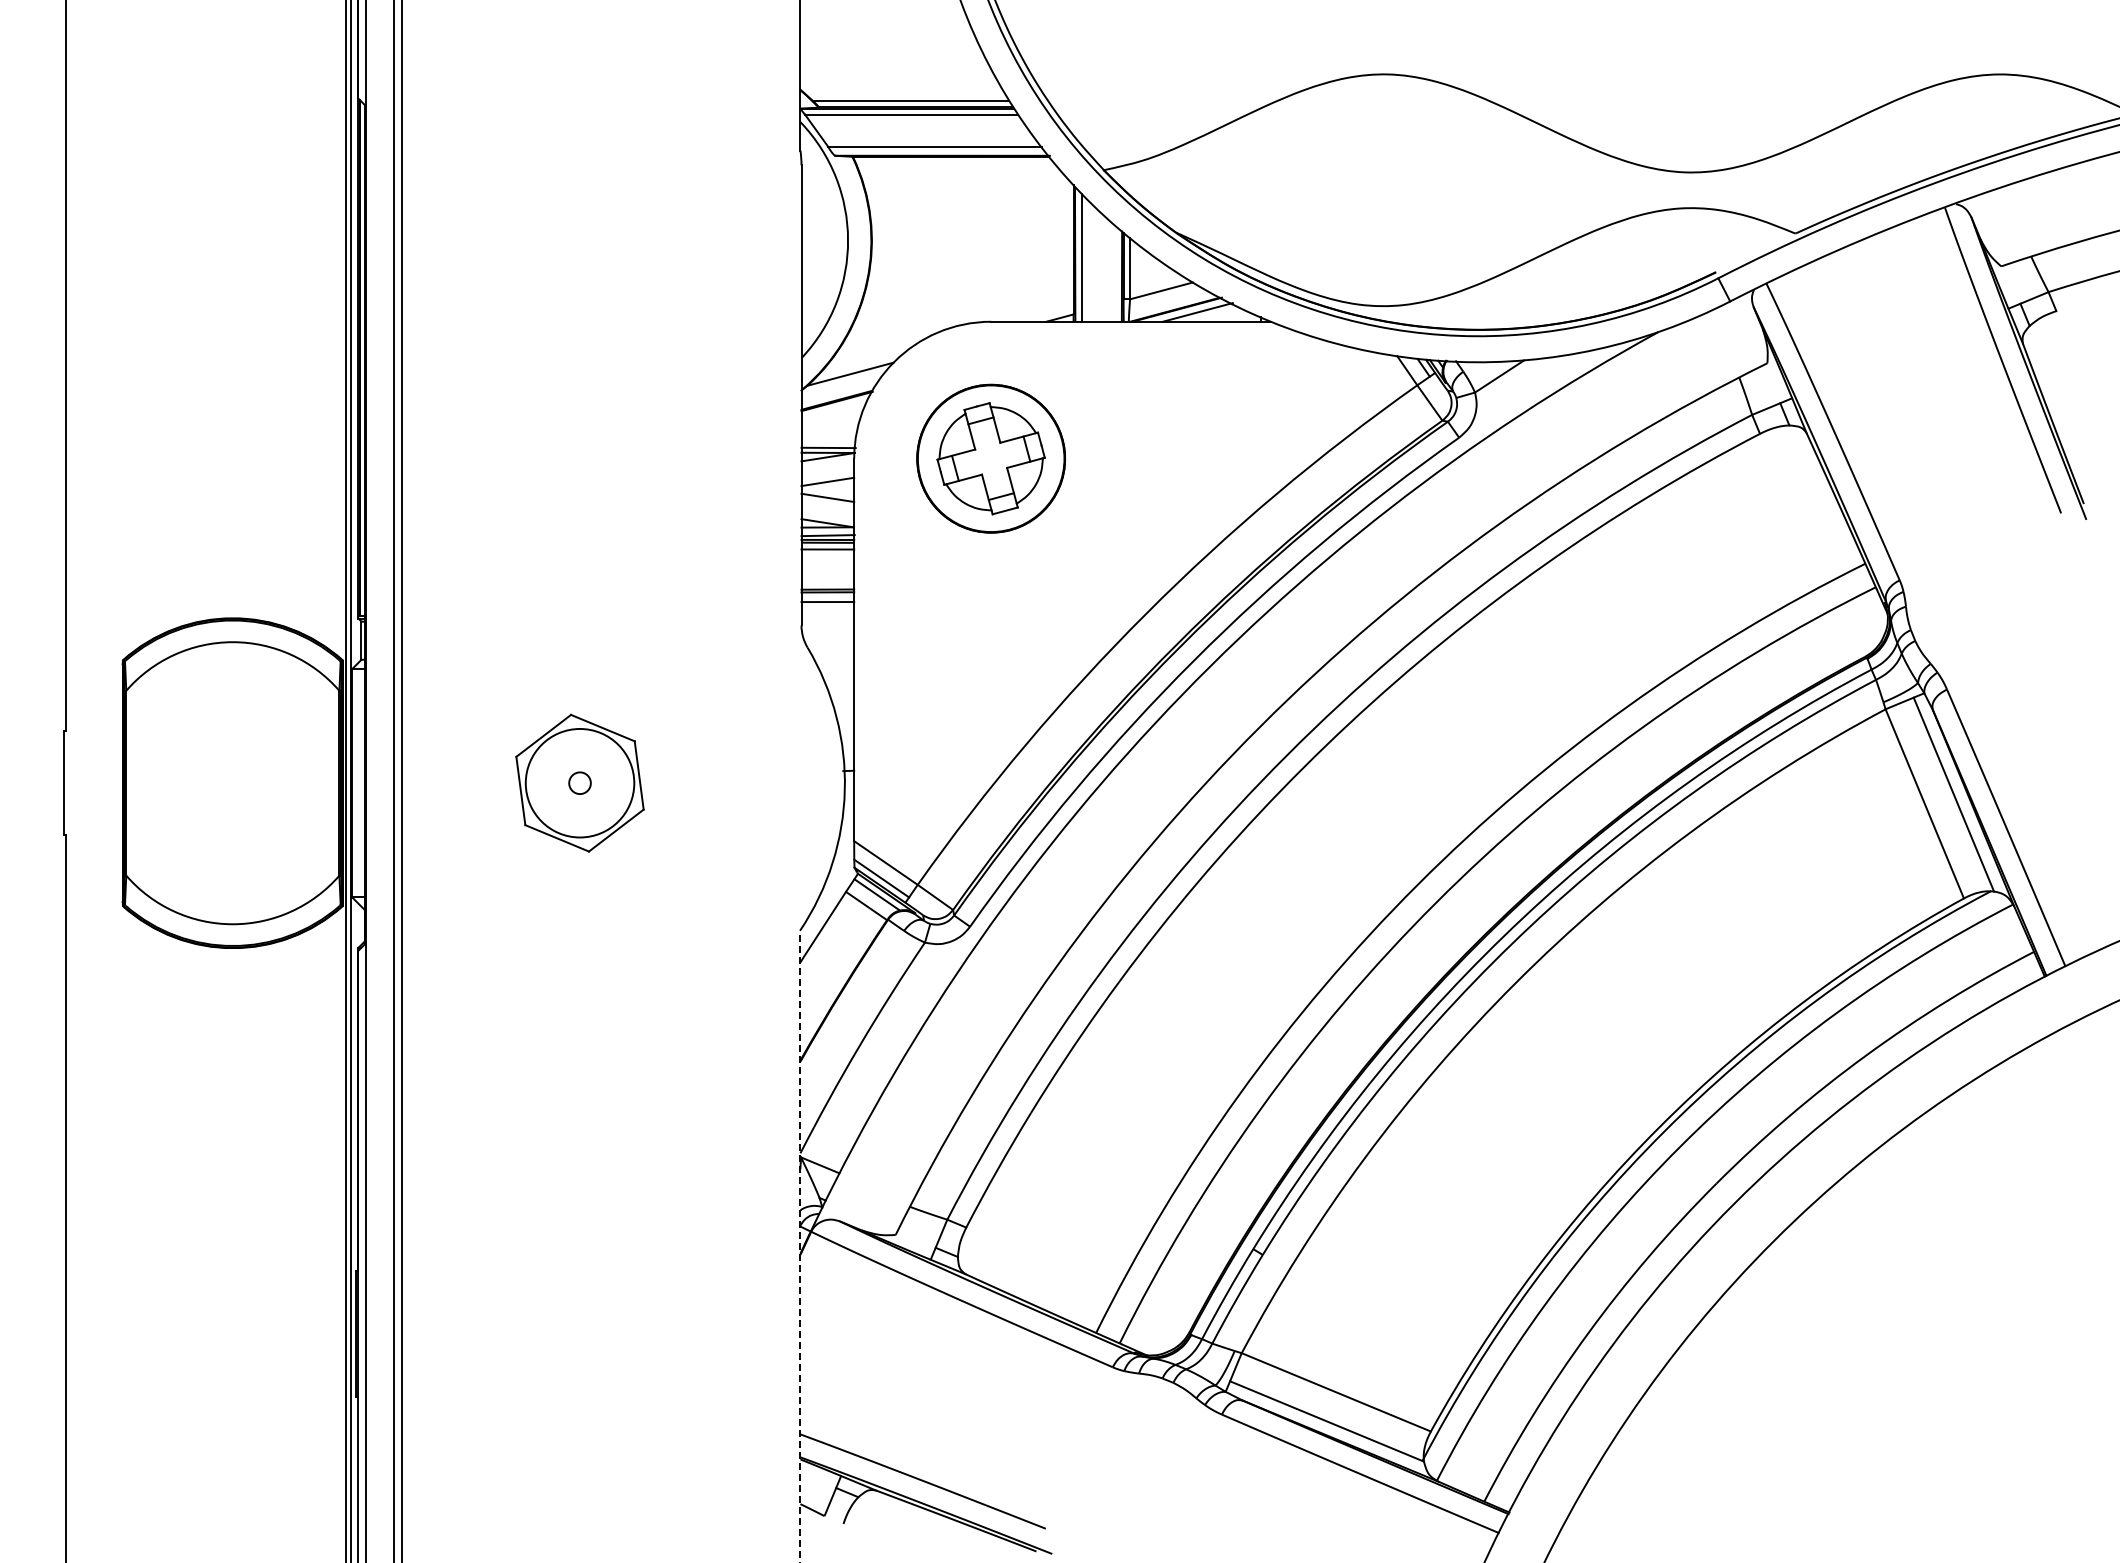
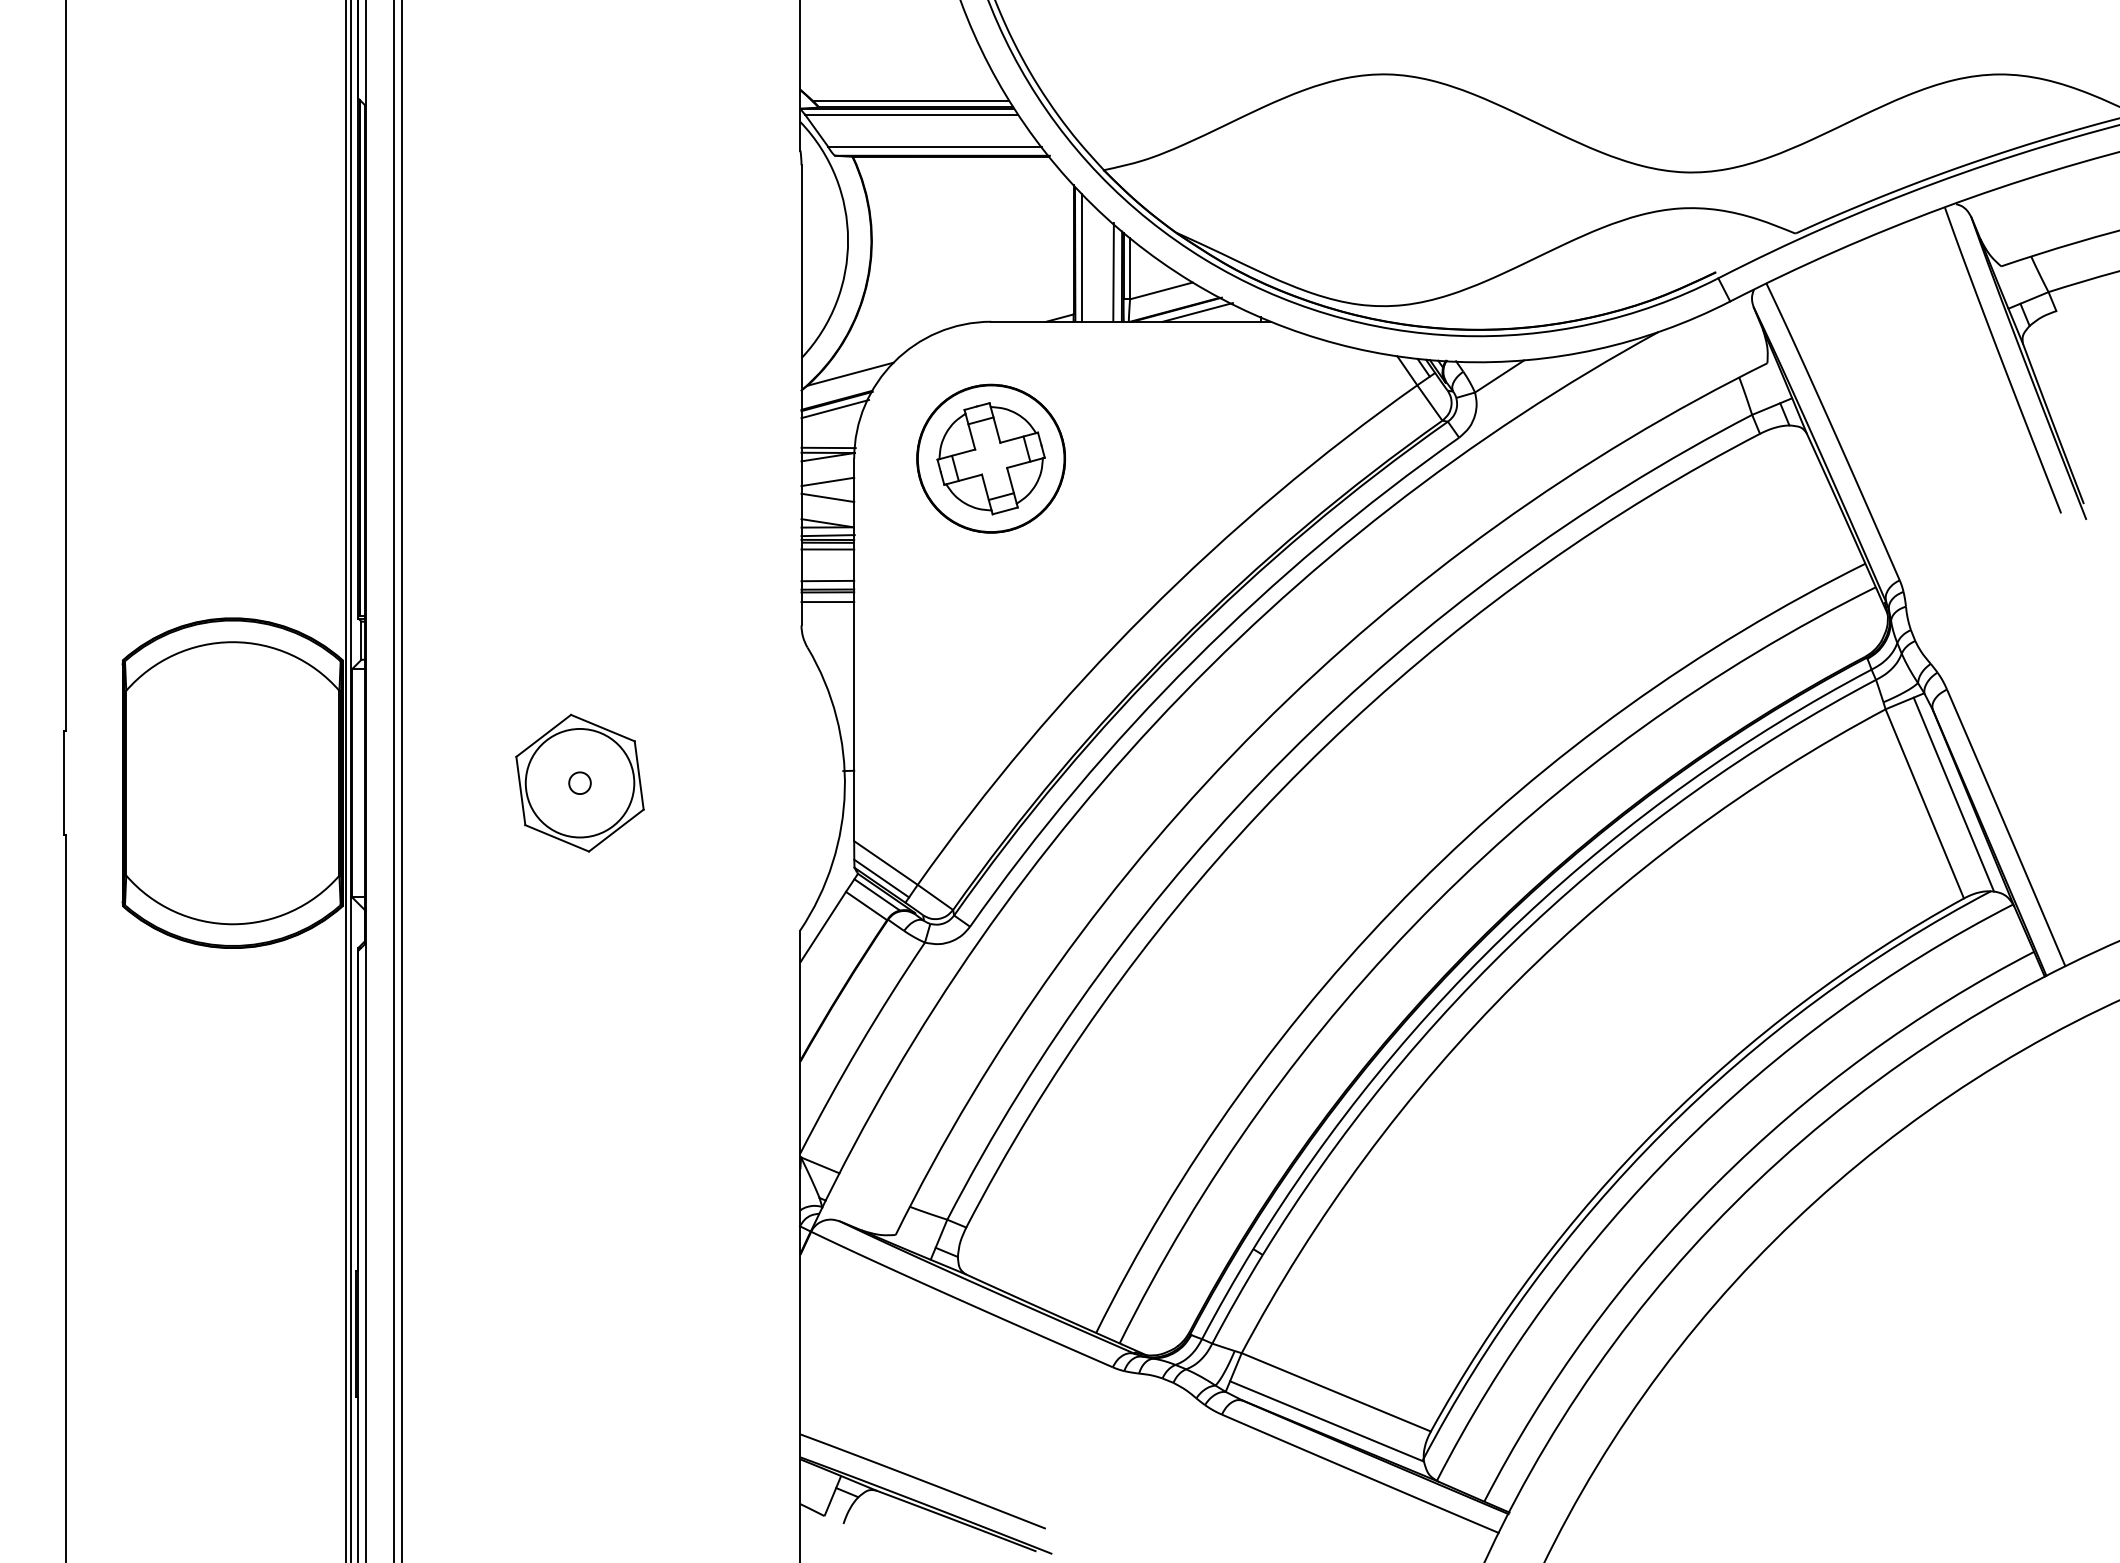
line: none -> present (1113, 271)
line: none -> present (834, 409)
line: none -> present (827, 580)
line: dashed -> solid (800, 1246)
